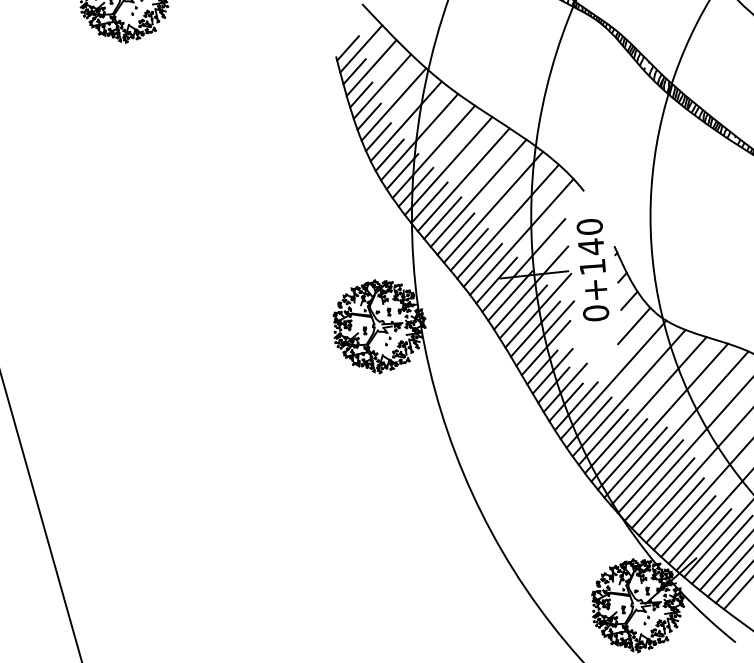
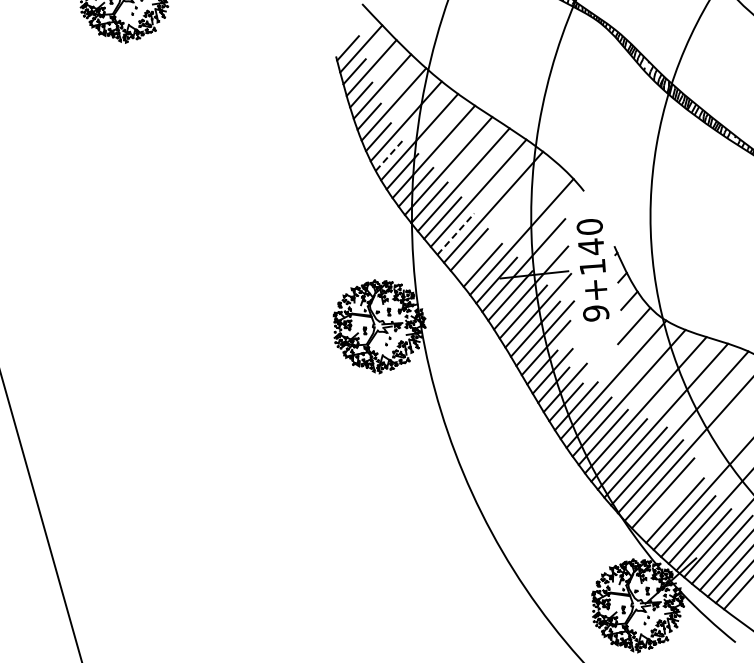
line: solid -> dashed (390, 154)
line: present -> none (507, 221)
line: solid -> dashed (455, 234)
text: 0+140 -> 9+140 (596, 313)
line: present -> none (694, 472)
